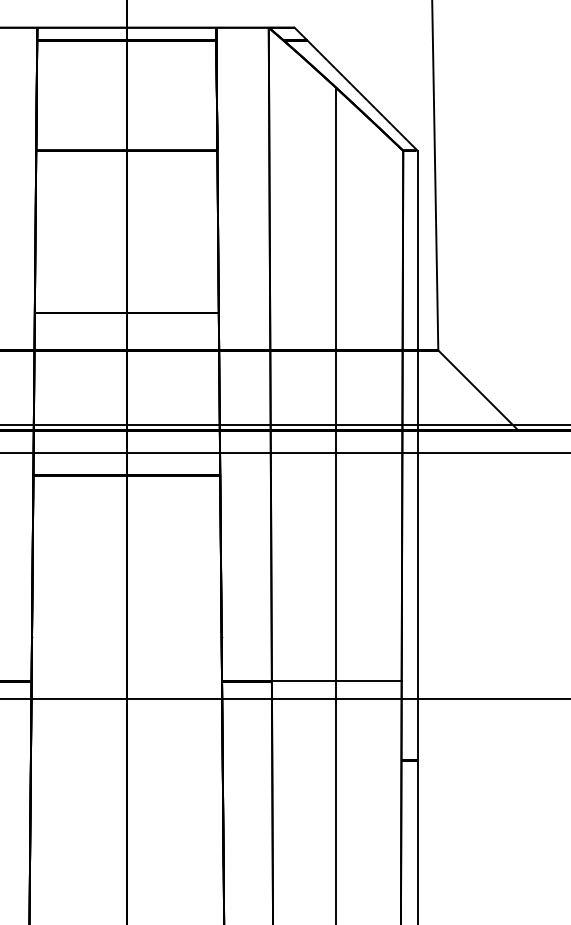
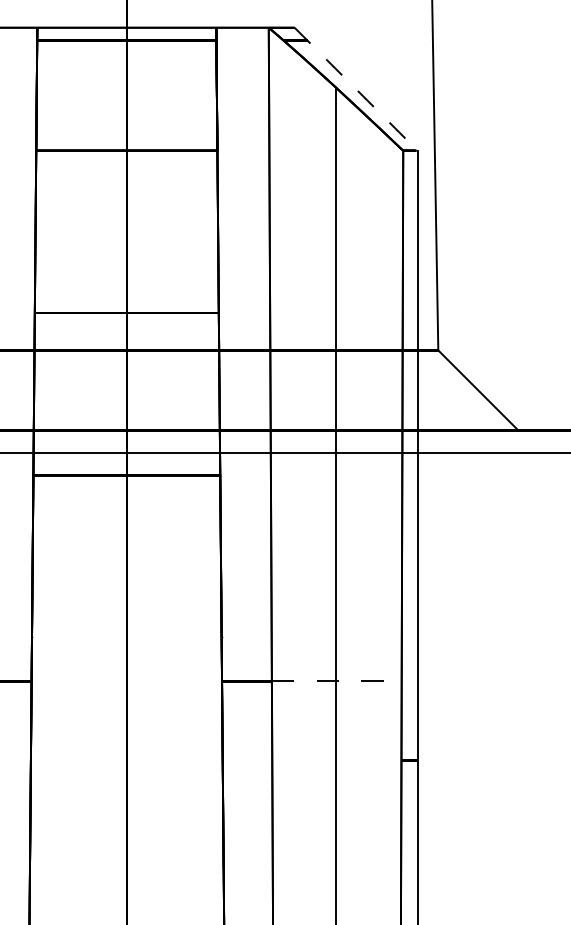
line: solid -> dashed (356, 89)
line: present -> none (284, 424)
line: solid -> dashed (336, 681)
line: present -> none (284, 698)
